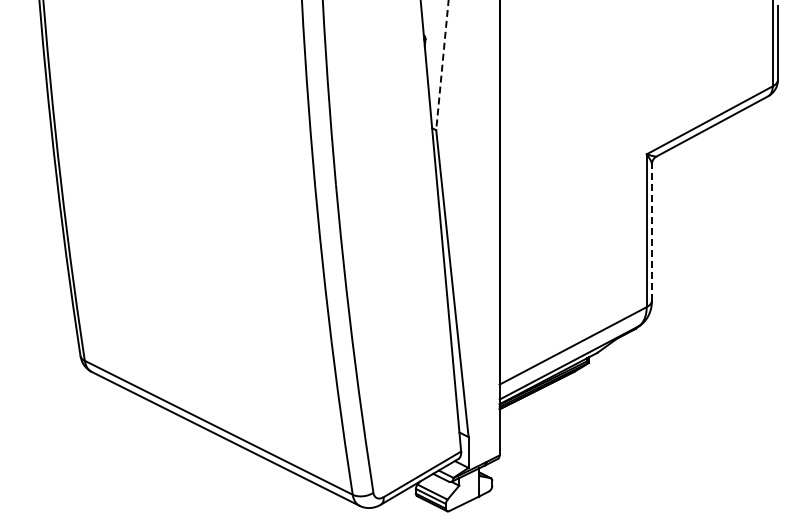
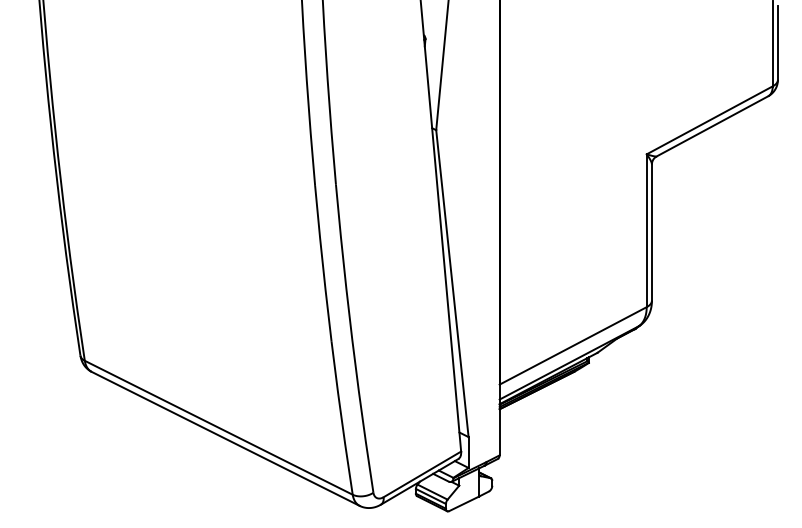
line: dashed -> solid (442, 65)
line: dashed -> solid (651, 232)
